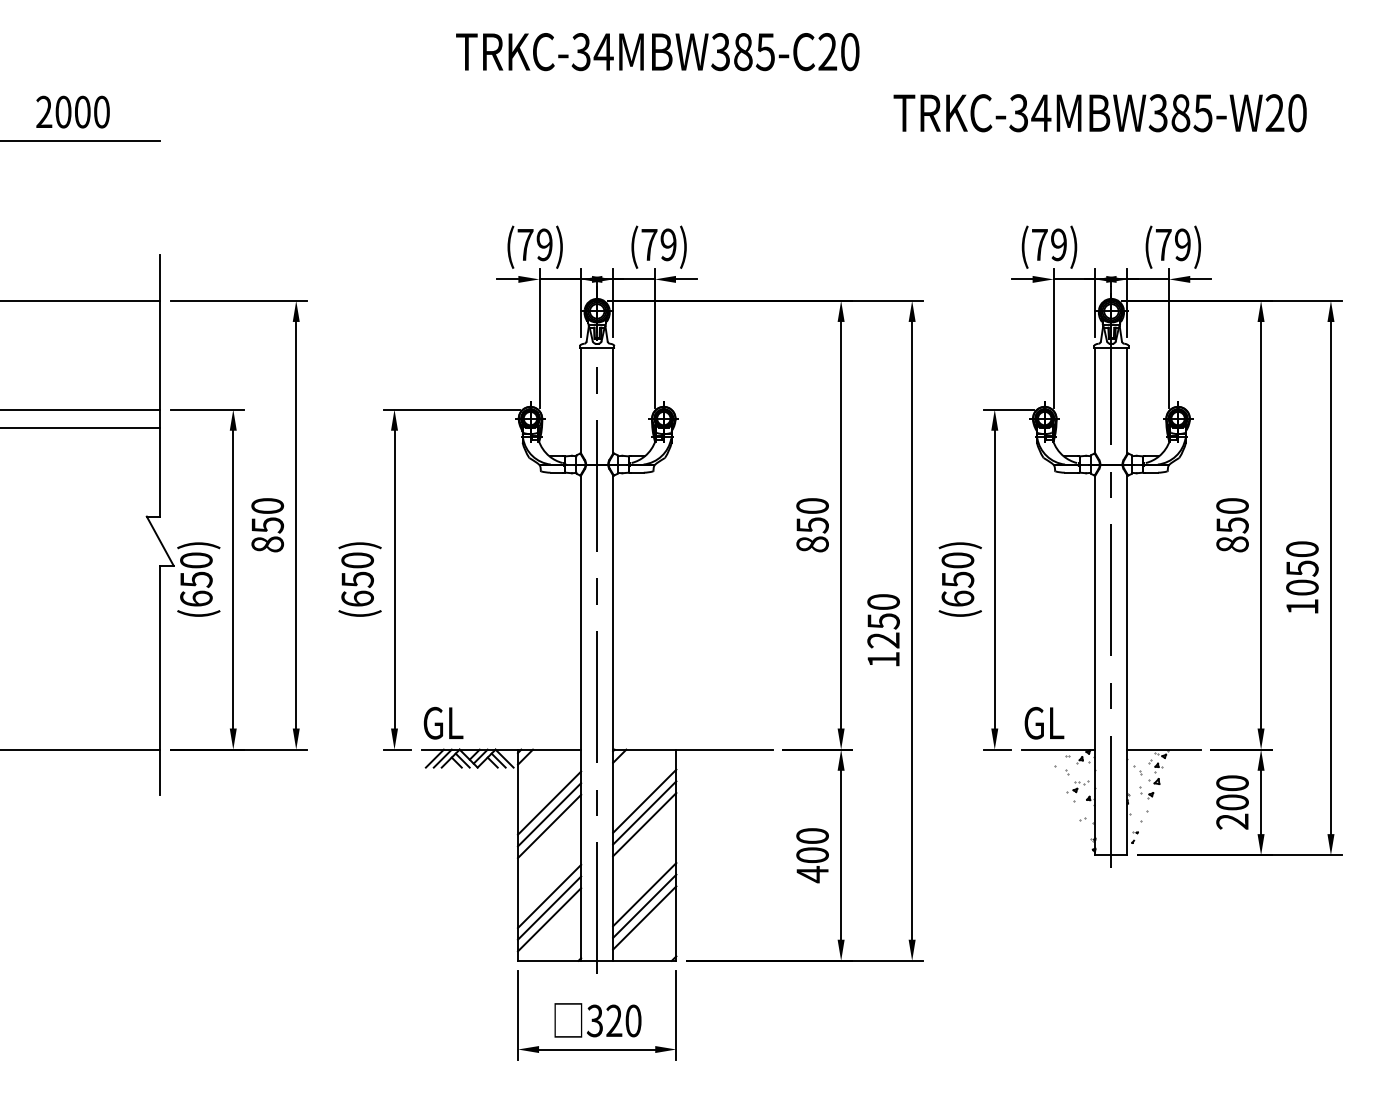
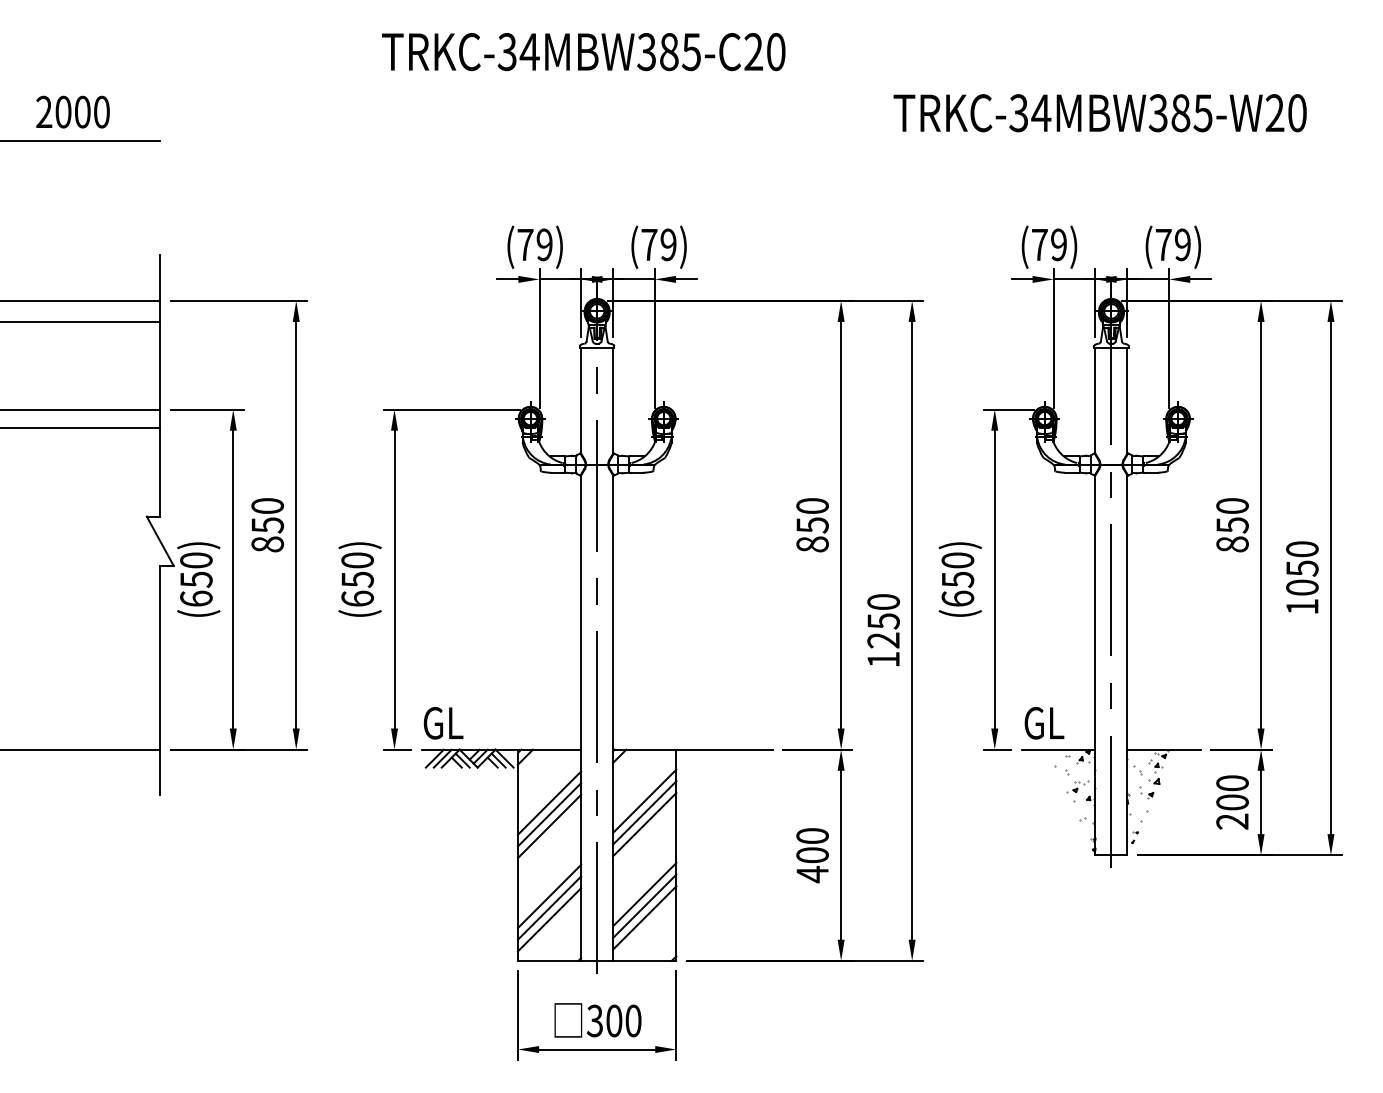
text position: (657, 52) -> (583, 52) (583, 52)
line: none -> present (81, 321)
text: 320 -> 300 (614, 1020)
